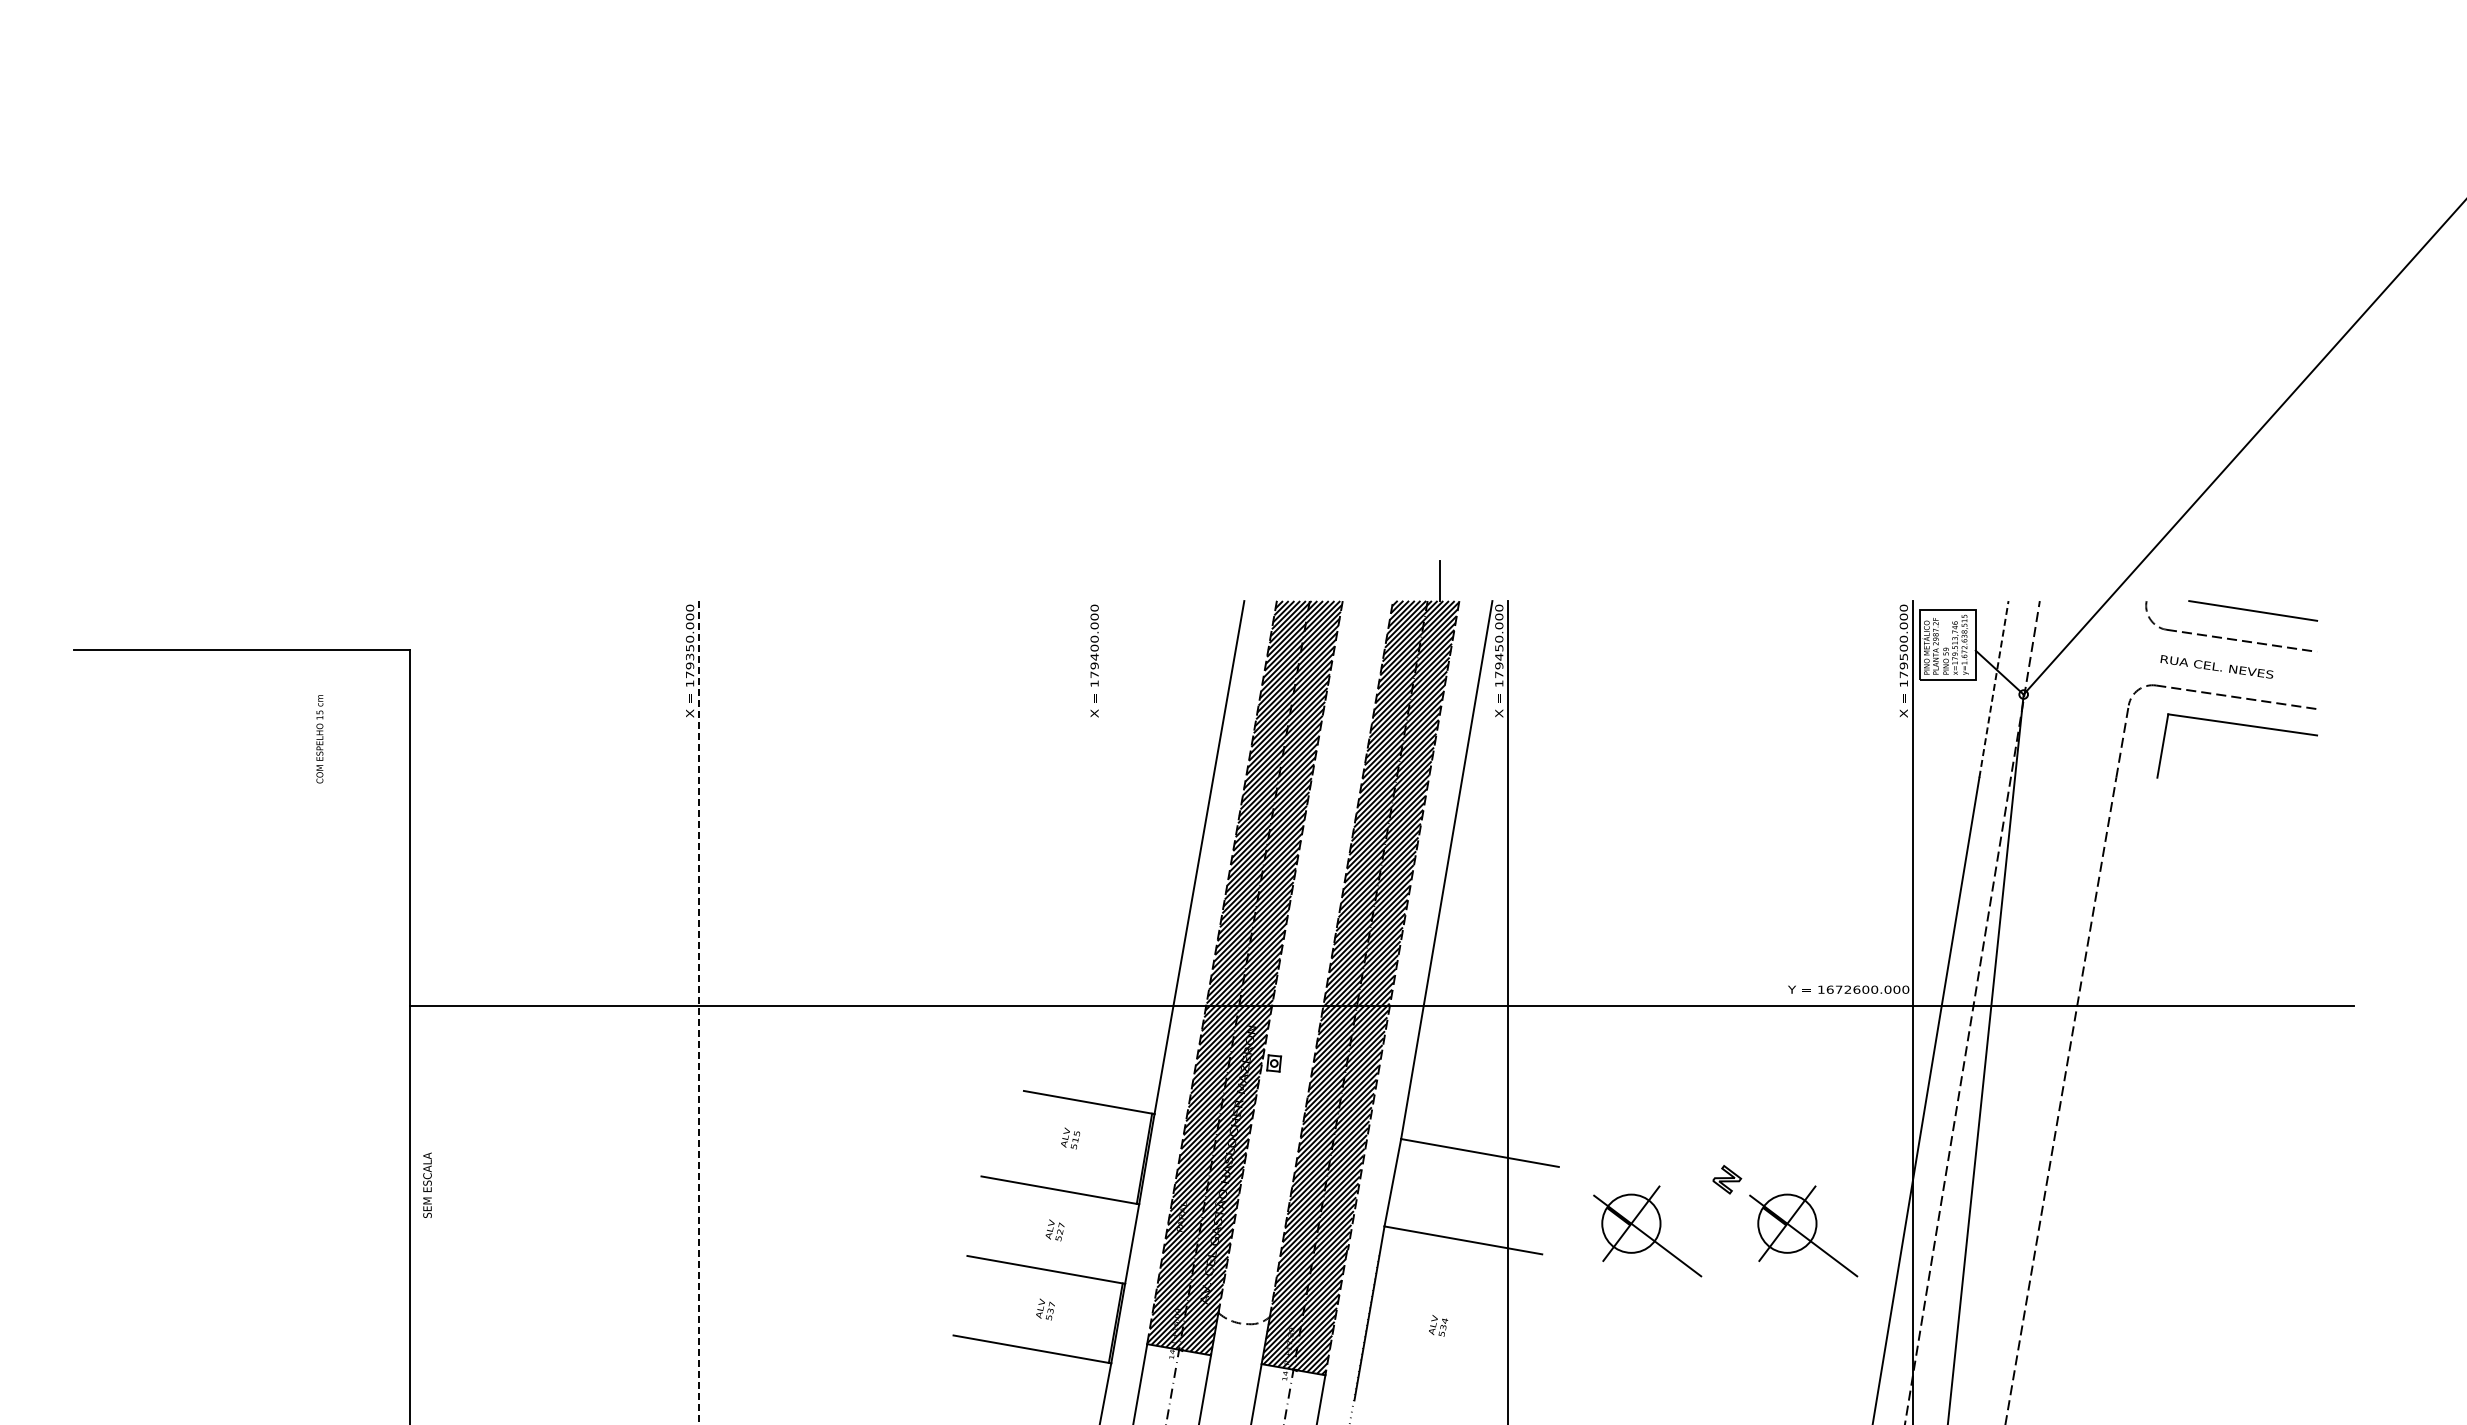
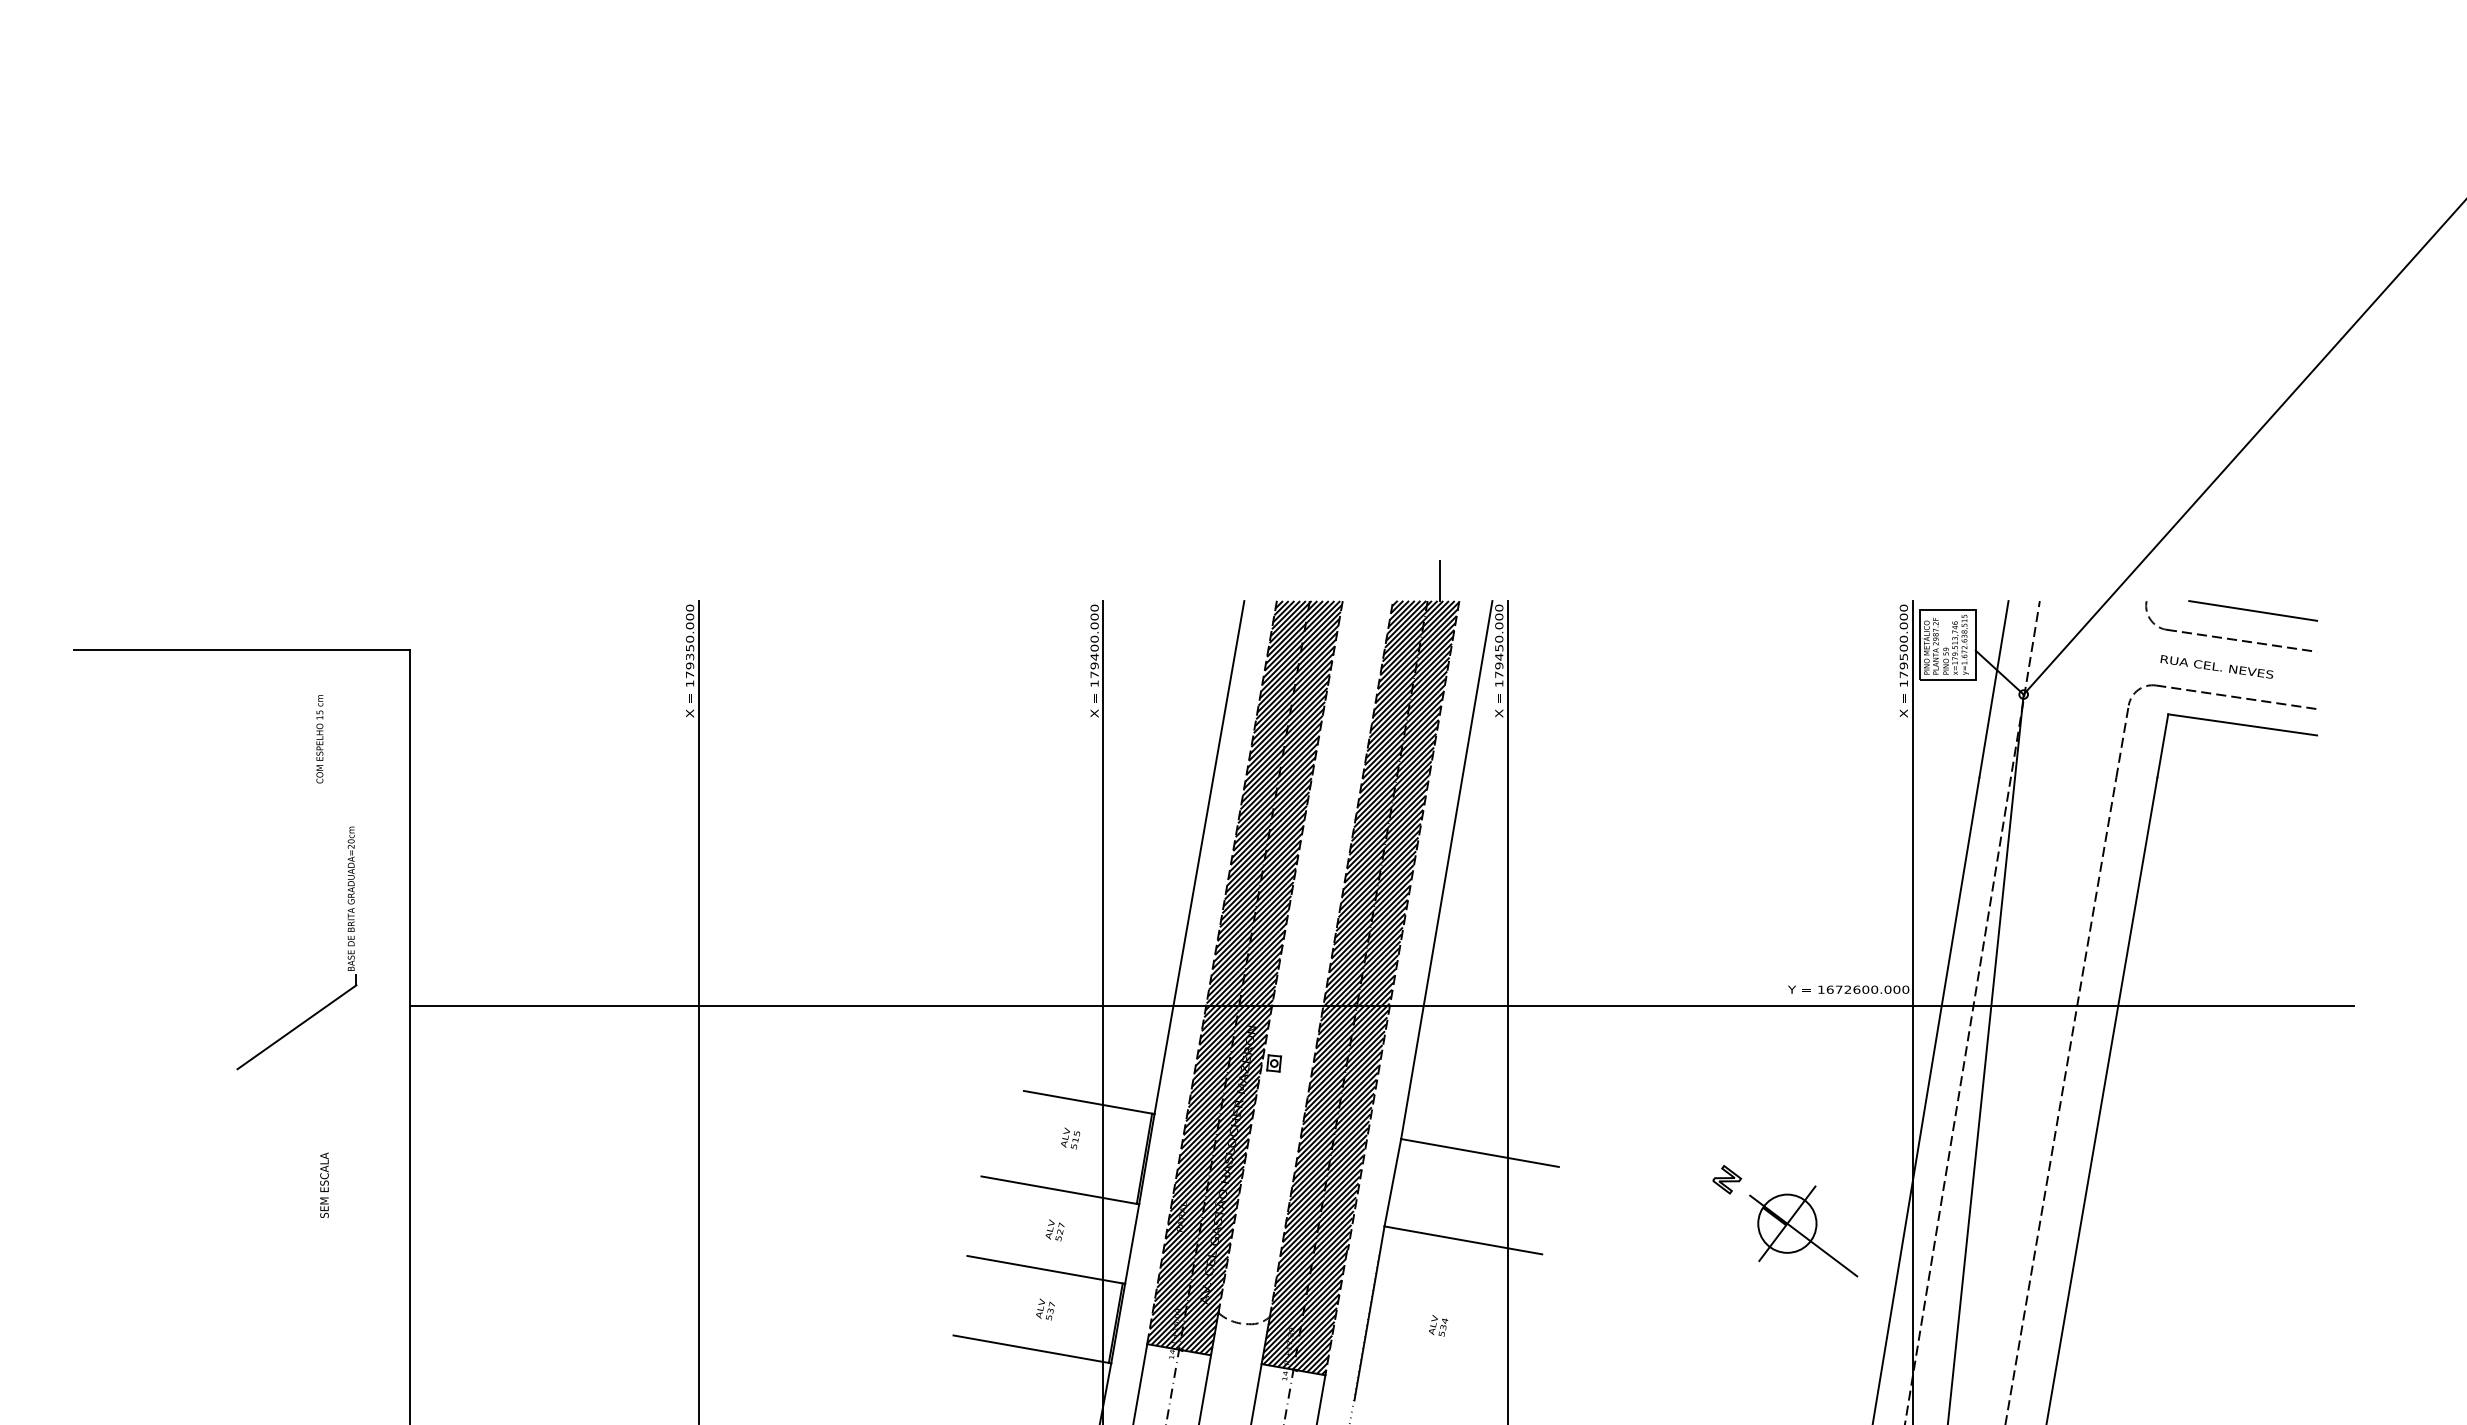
line: dashed -> solid (1993, 689)
part: none -> present (347, 945)
line: none -> present (1103, 1011)
line: dashed -> solid (698, 1012)
line: none -> present (2101, 1099)
text position: (427, 1184) -> (324, 1184) (324, 1184)
part: present -> none (1647, 1231)
